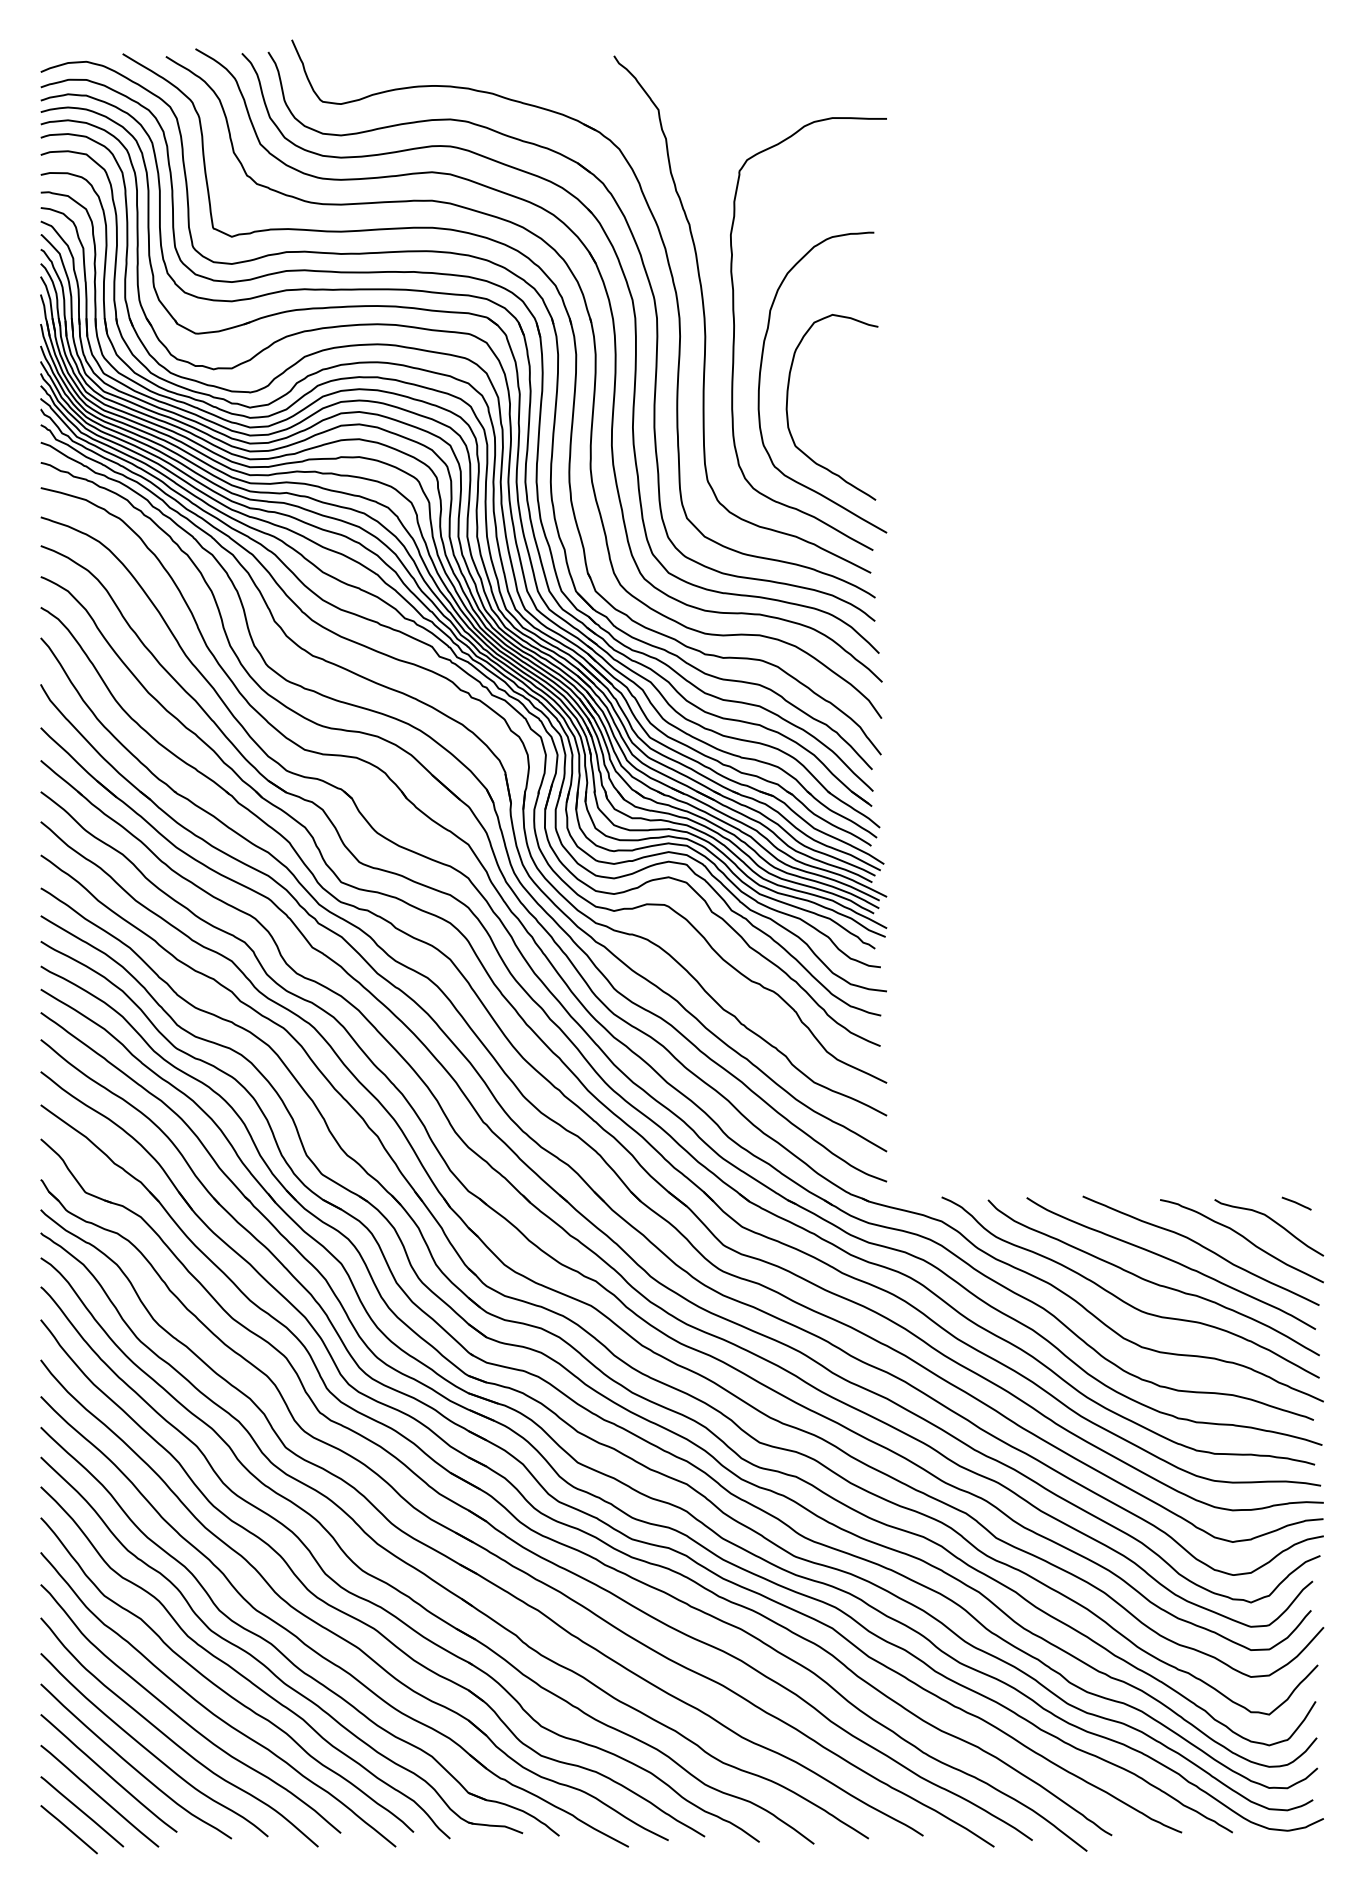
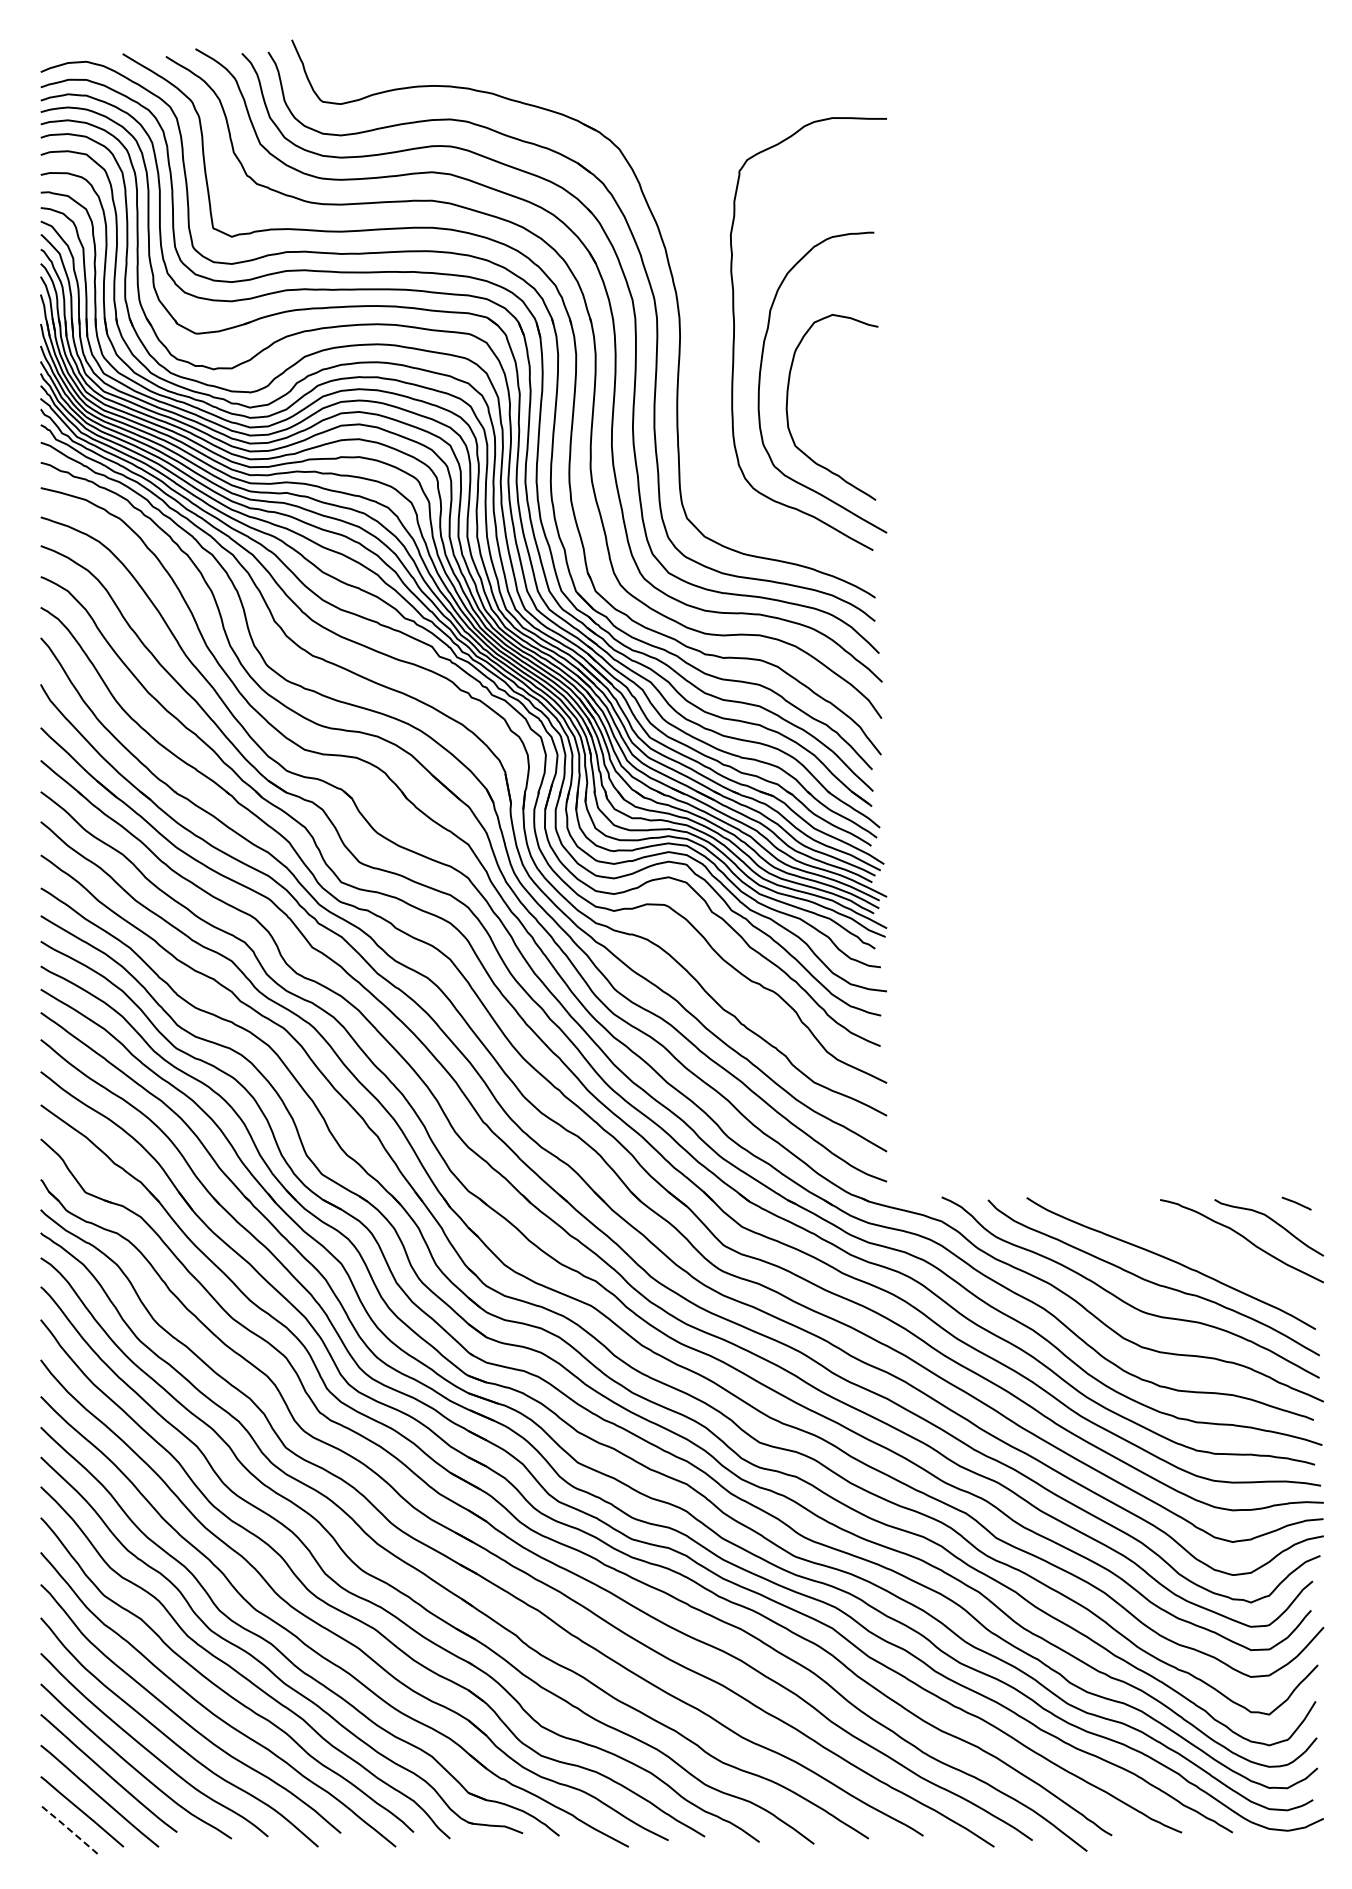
curve: present -> none (705, 314)
curve: present -> none (1202, 1247)
line: solid -> dashed (68, 1828)
